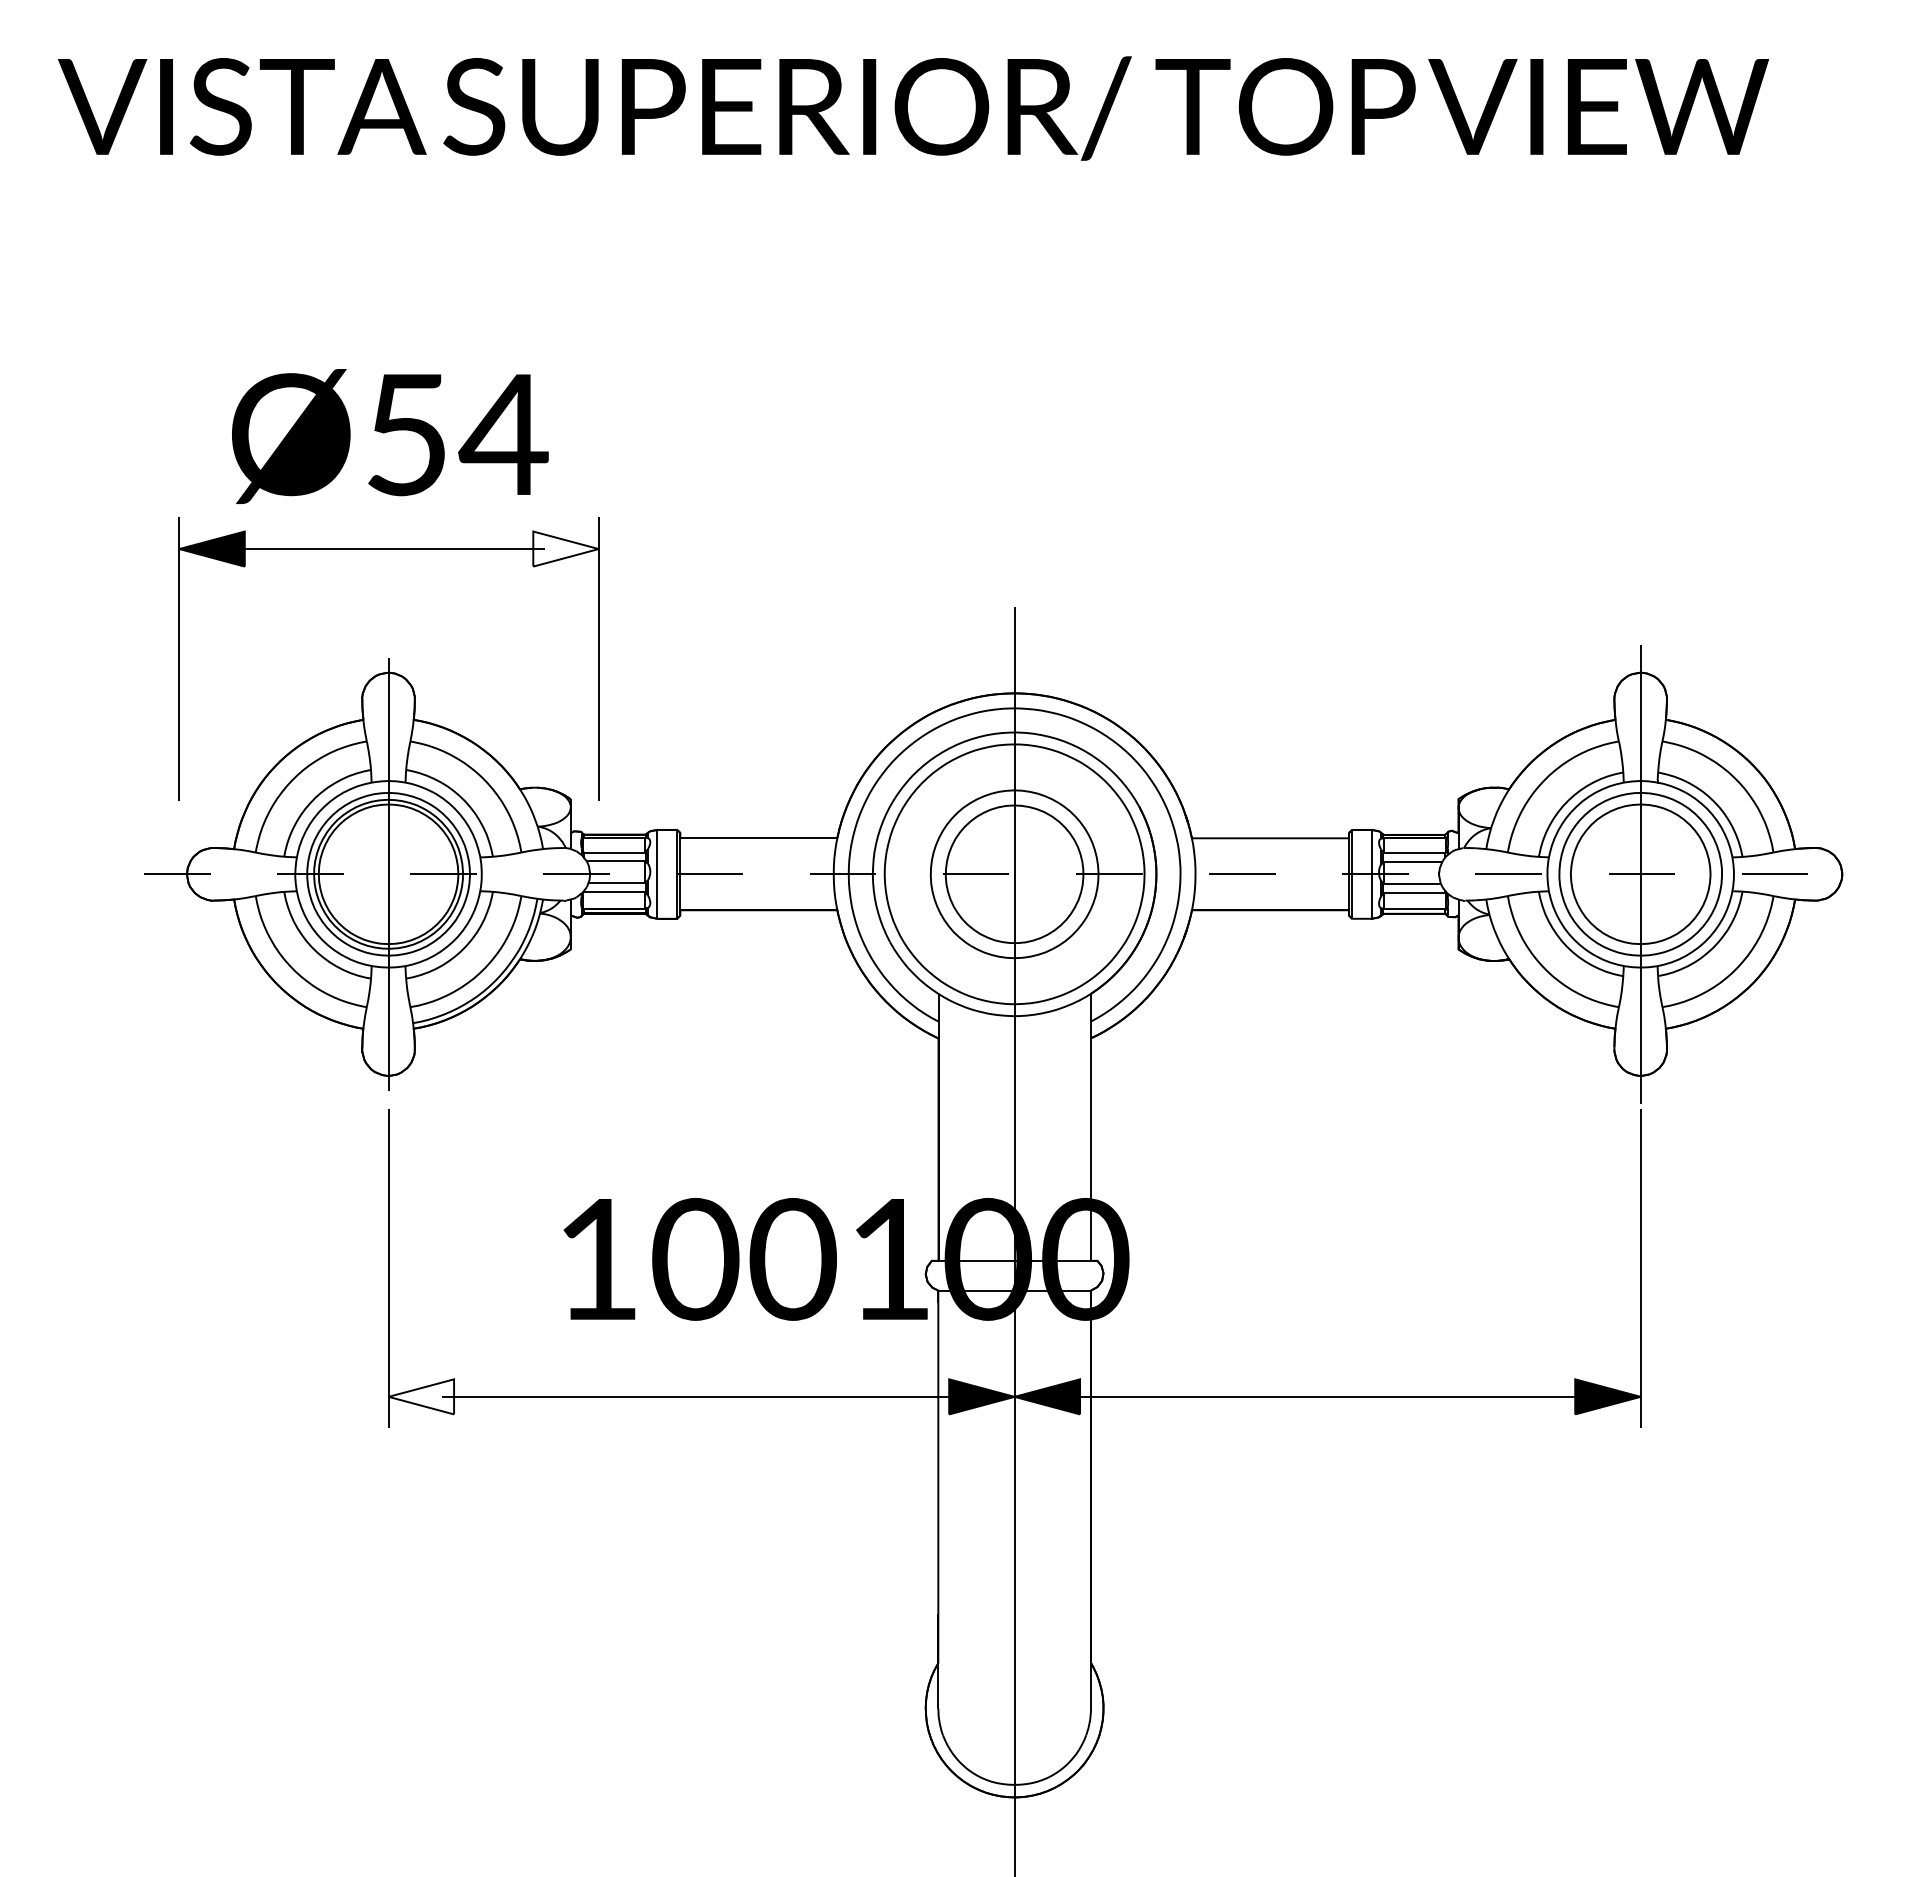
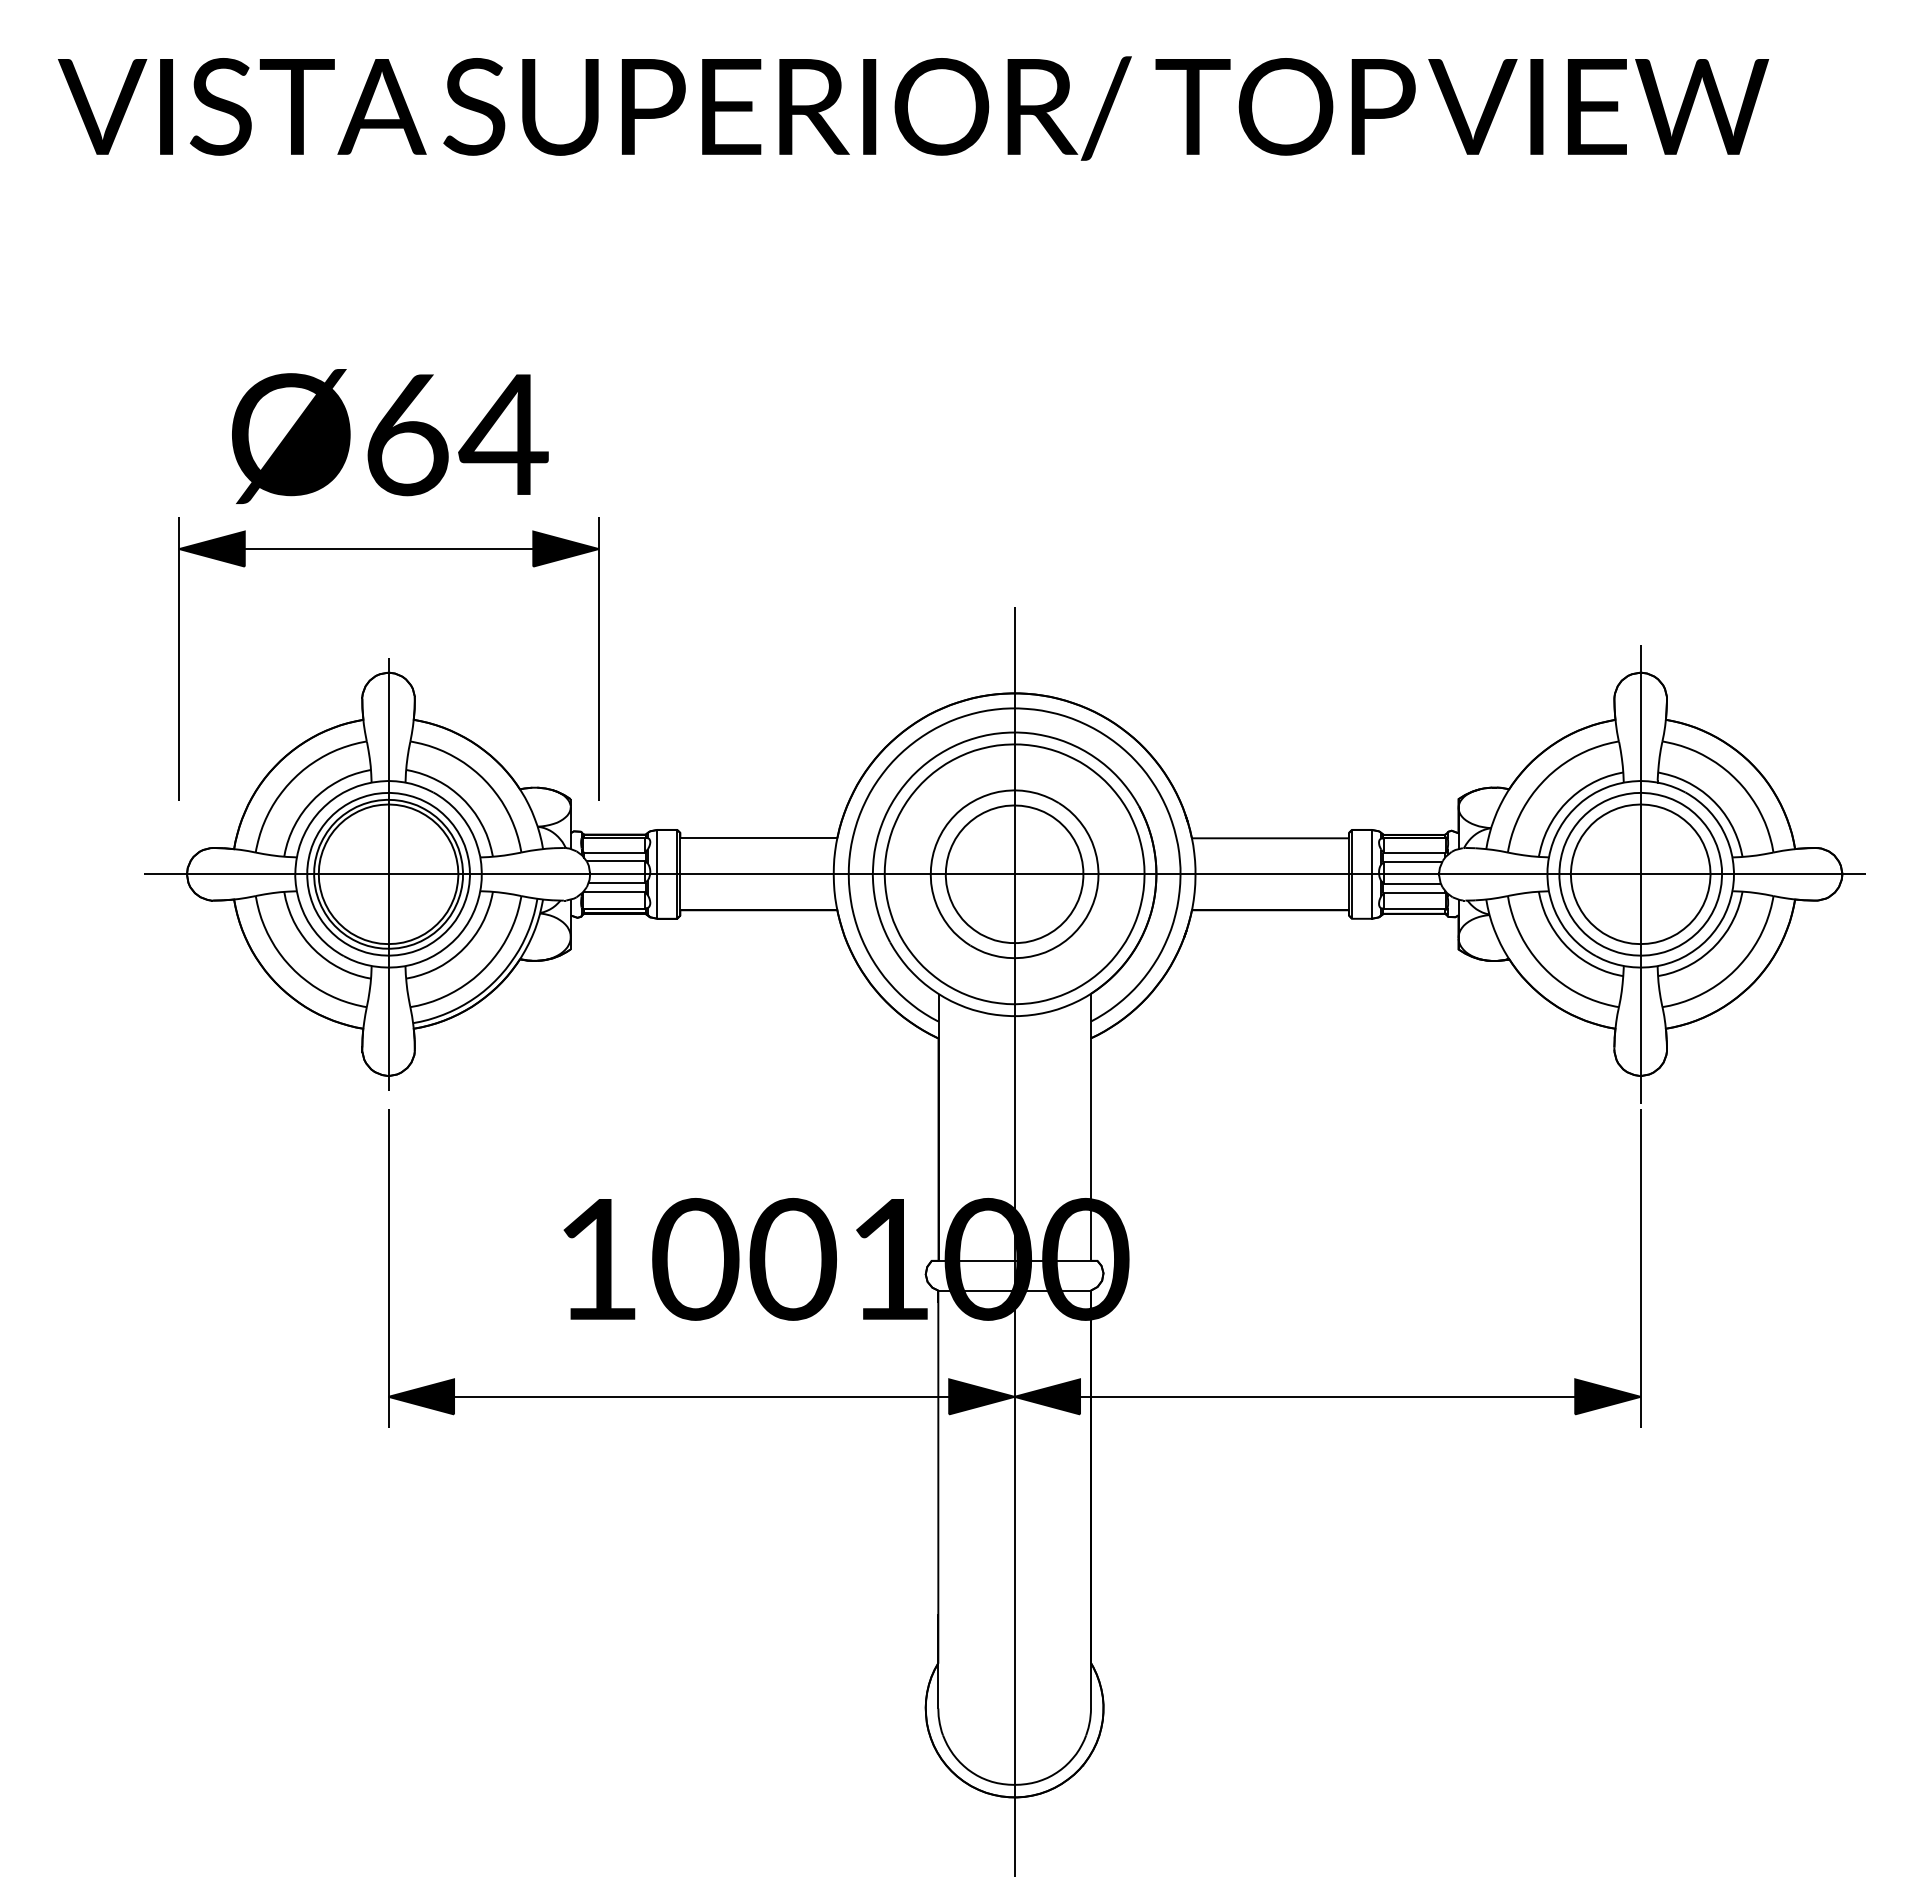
text: Ø54 -> Ø64 (407, 435)
fill: none -> present (565, 548)
line: dashed -> solid (1005, 874)
fill: none -> present (421, 1396)
